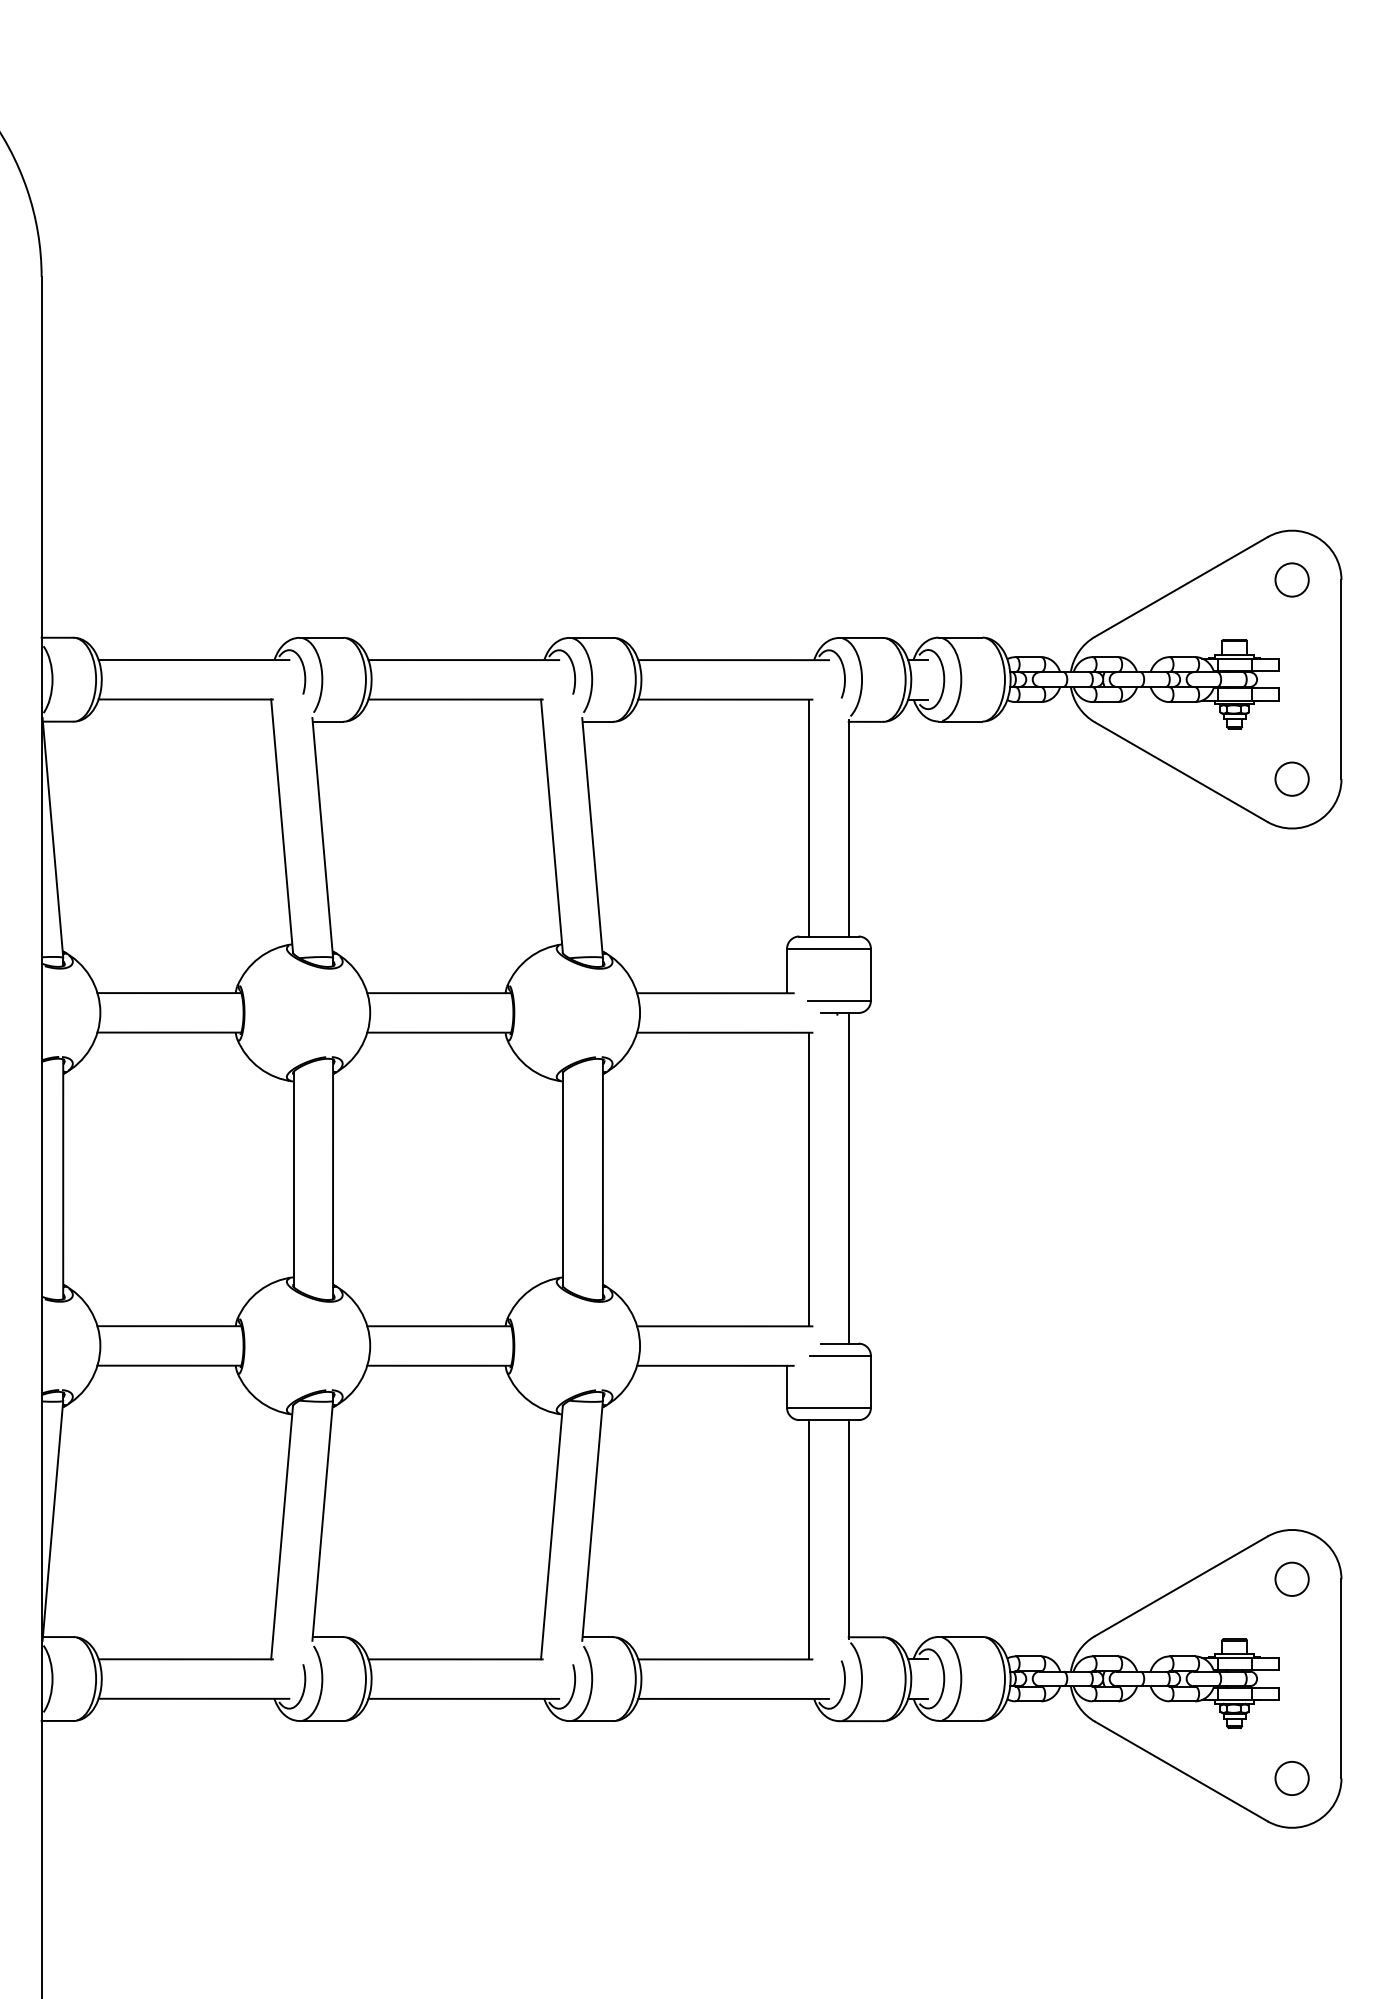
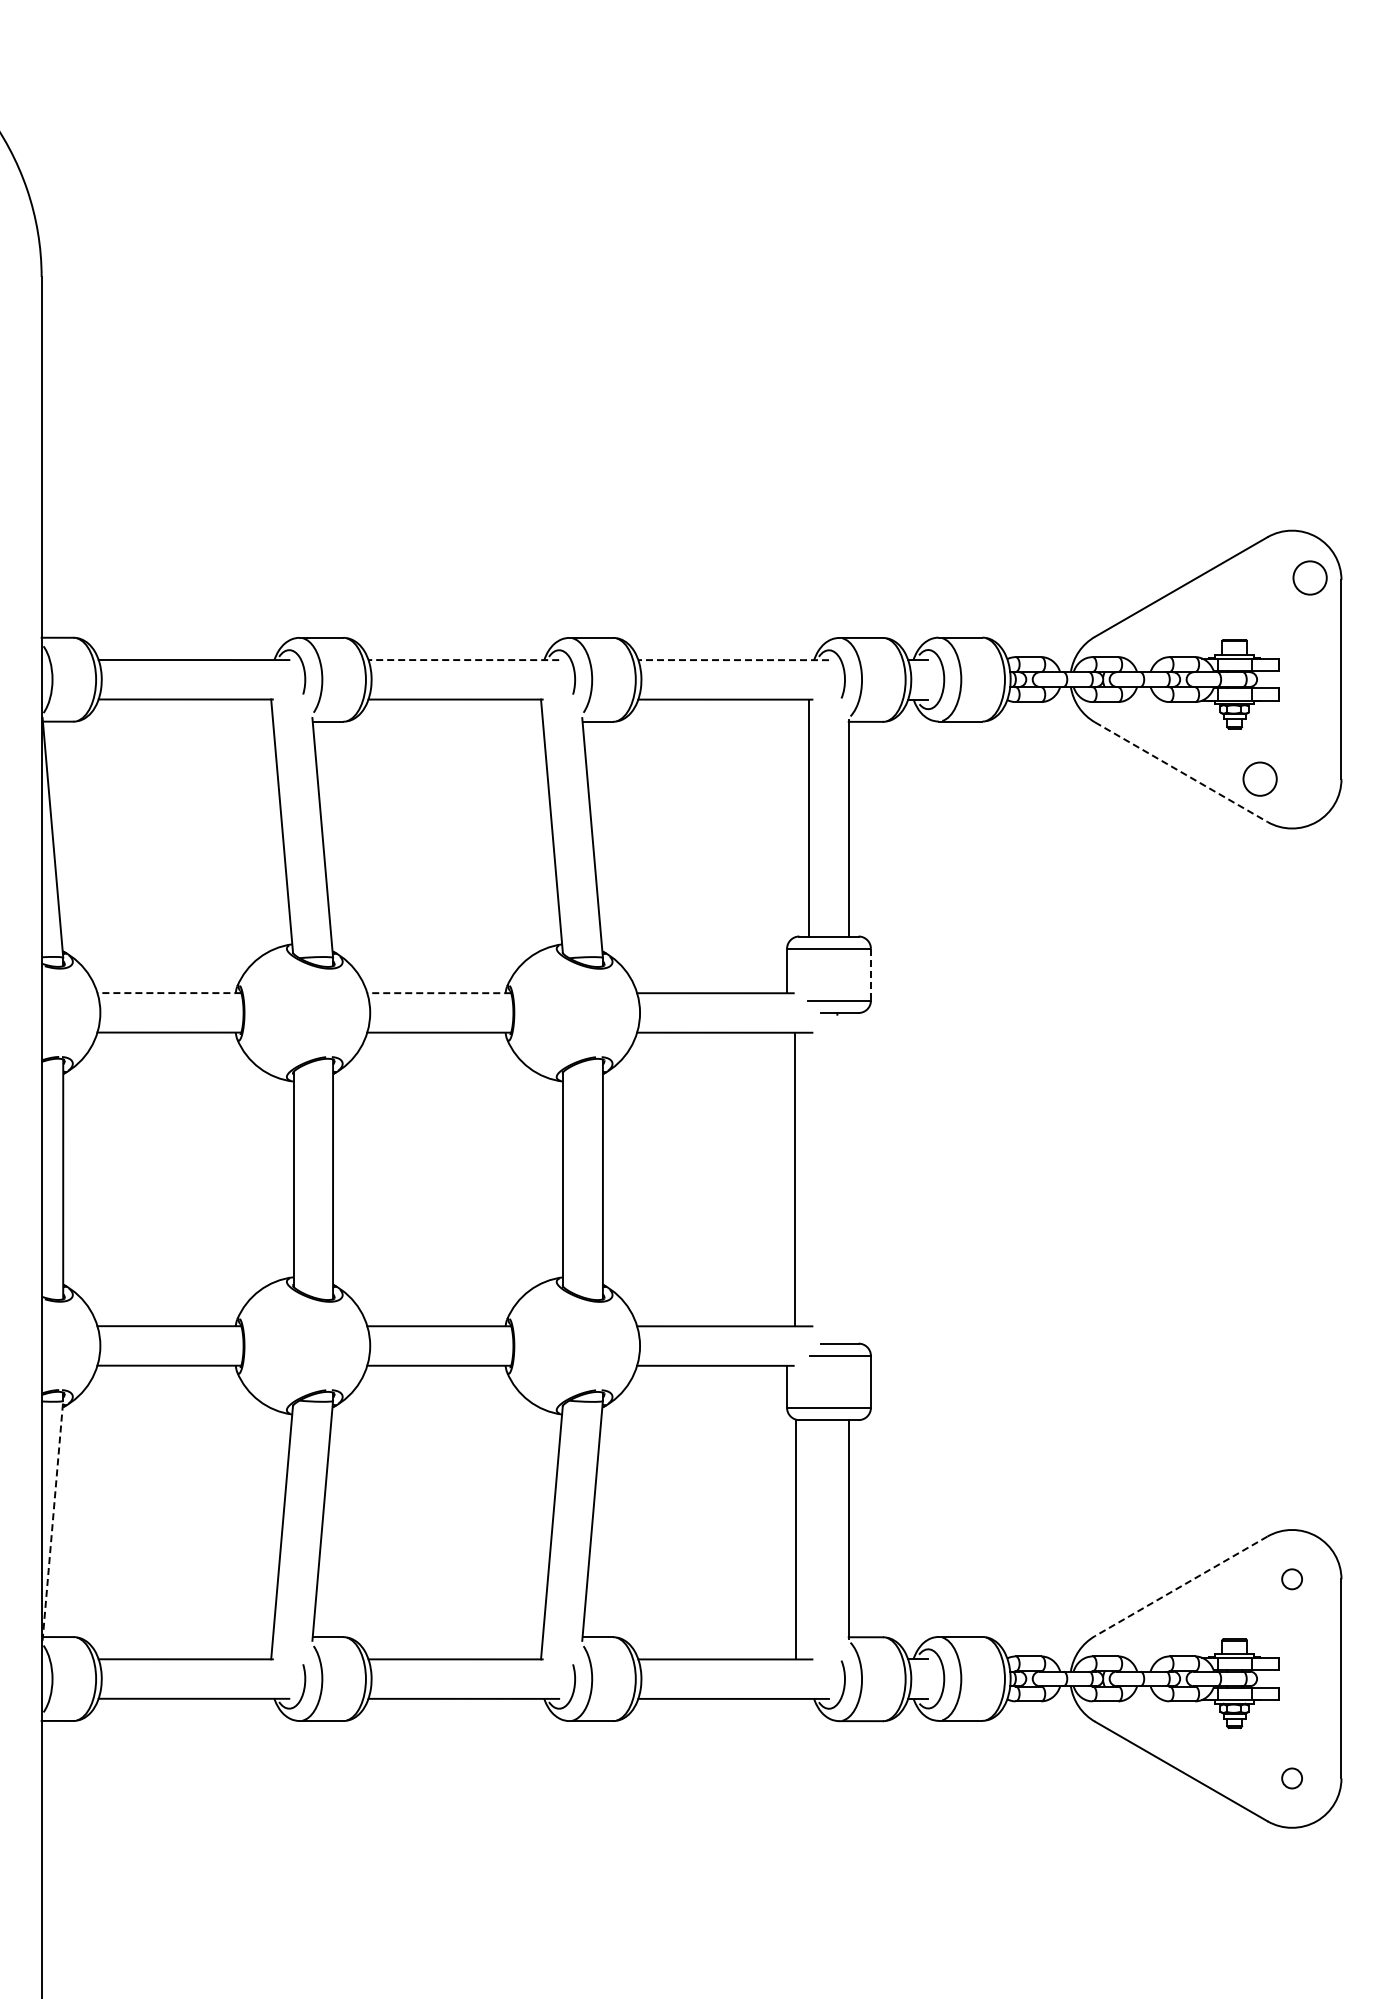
circle position: (1291, 579) -> (1309, 577) (1309, 577)
line: solid -> dashed (463, 660)
line: solid -> dashed (733, 660)
line: solid -> dashed (1181, 772)
circle position: (1291, 778) -> (1259, 778) (1259, 778)
line: solid -> dashed (870, 974)
line: solid -> dashed (169, 993)
line: solid -> dashed (439, 993)
line: present -> none (848, 1178)
line position: (809, 1179) -> (795, 1179) (795, 1179)
line: solid -> dashed (52, 1520)
line position: (809, 1539) -> (796, 1539) (796, 1539)
circle diameter: 33 px -> 20 px (1292, 1579)
line: solid -> dashed (1181, 1586)
circle diameter: 33 px -> 20 px (1292, 1778)
